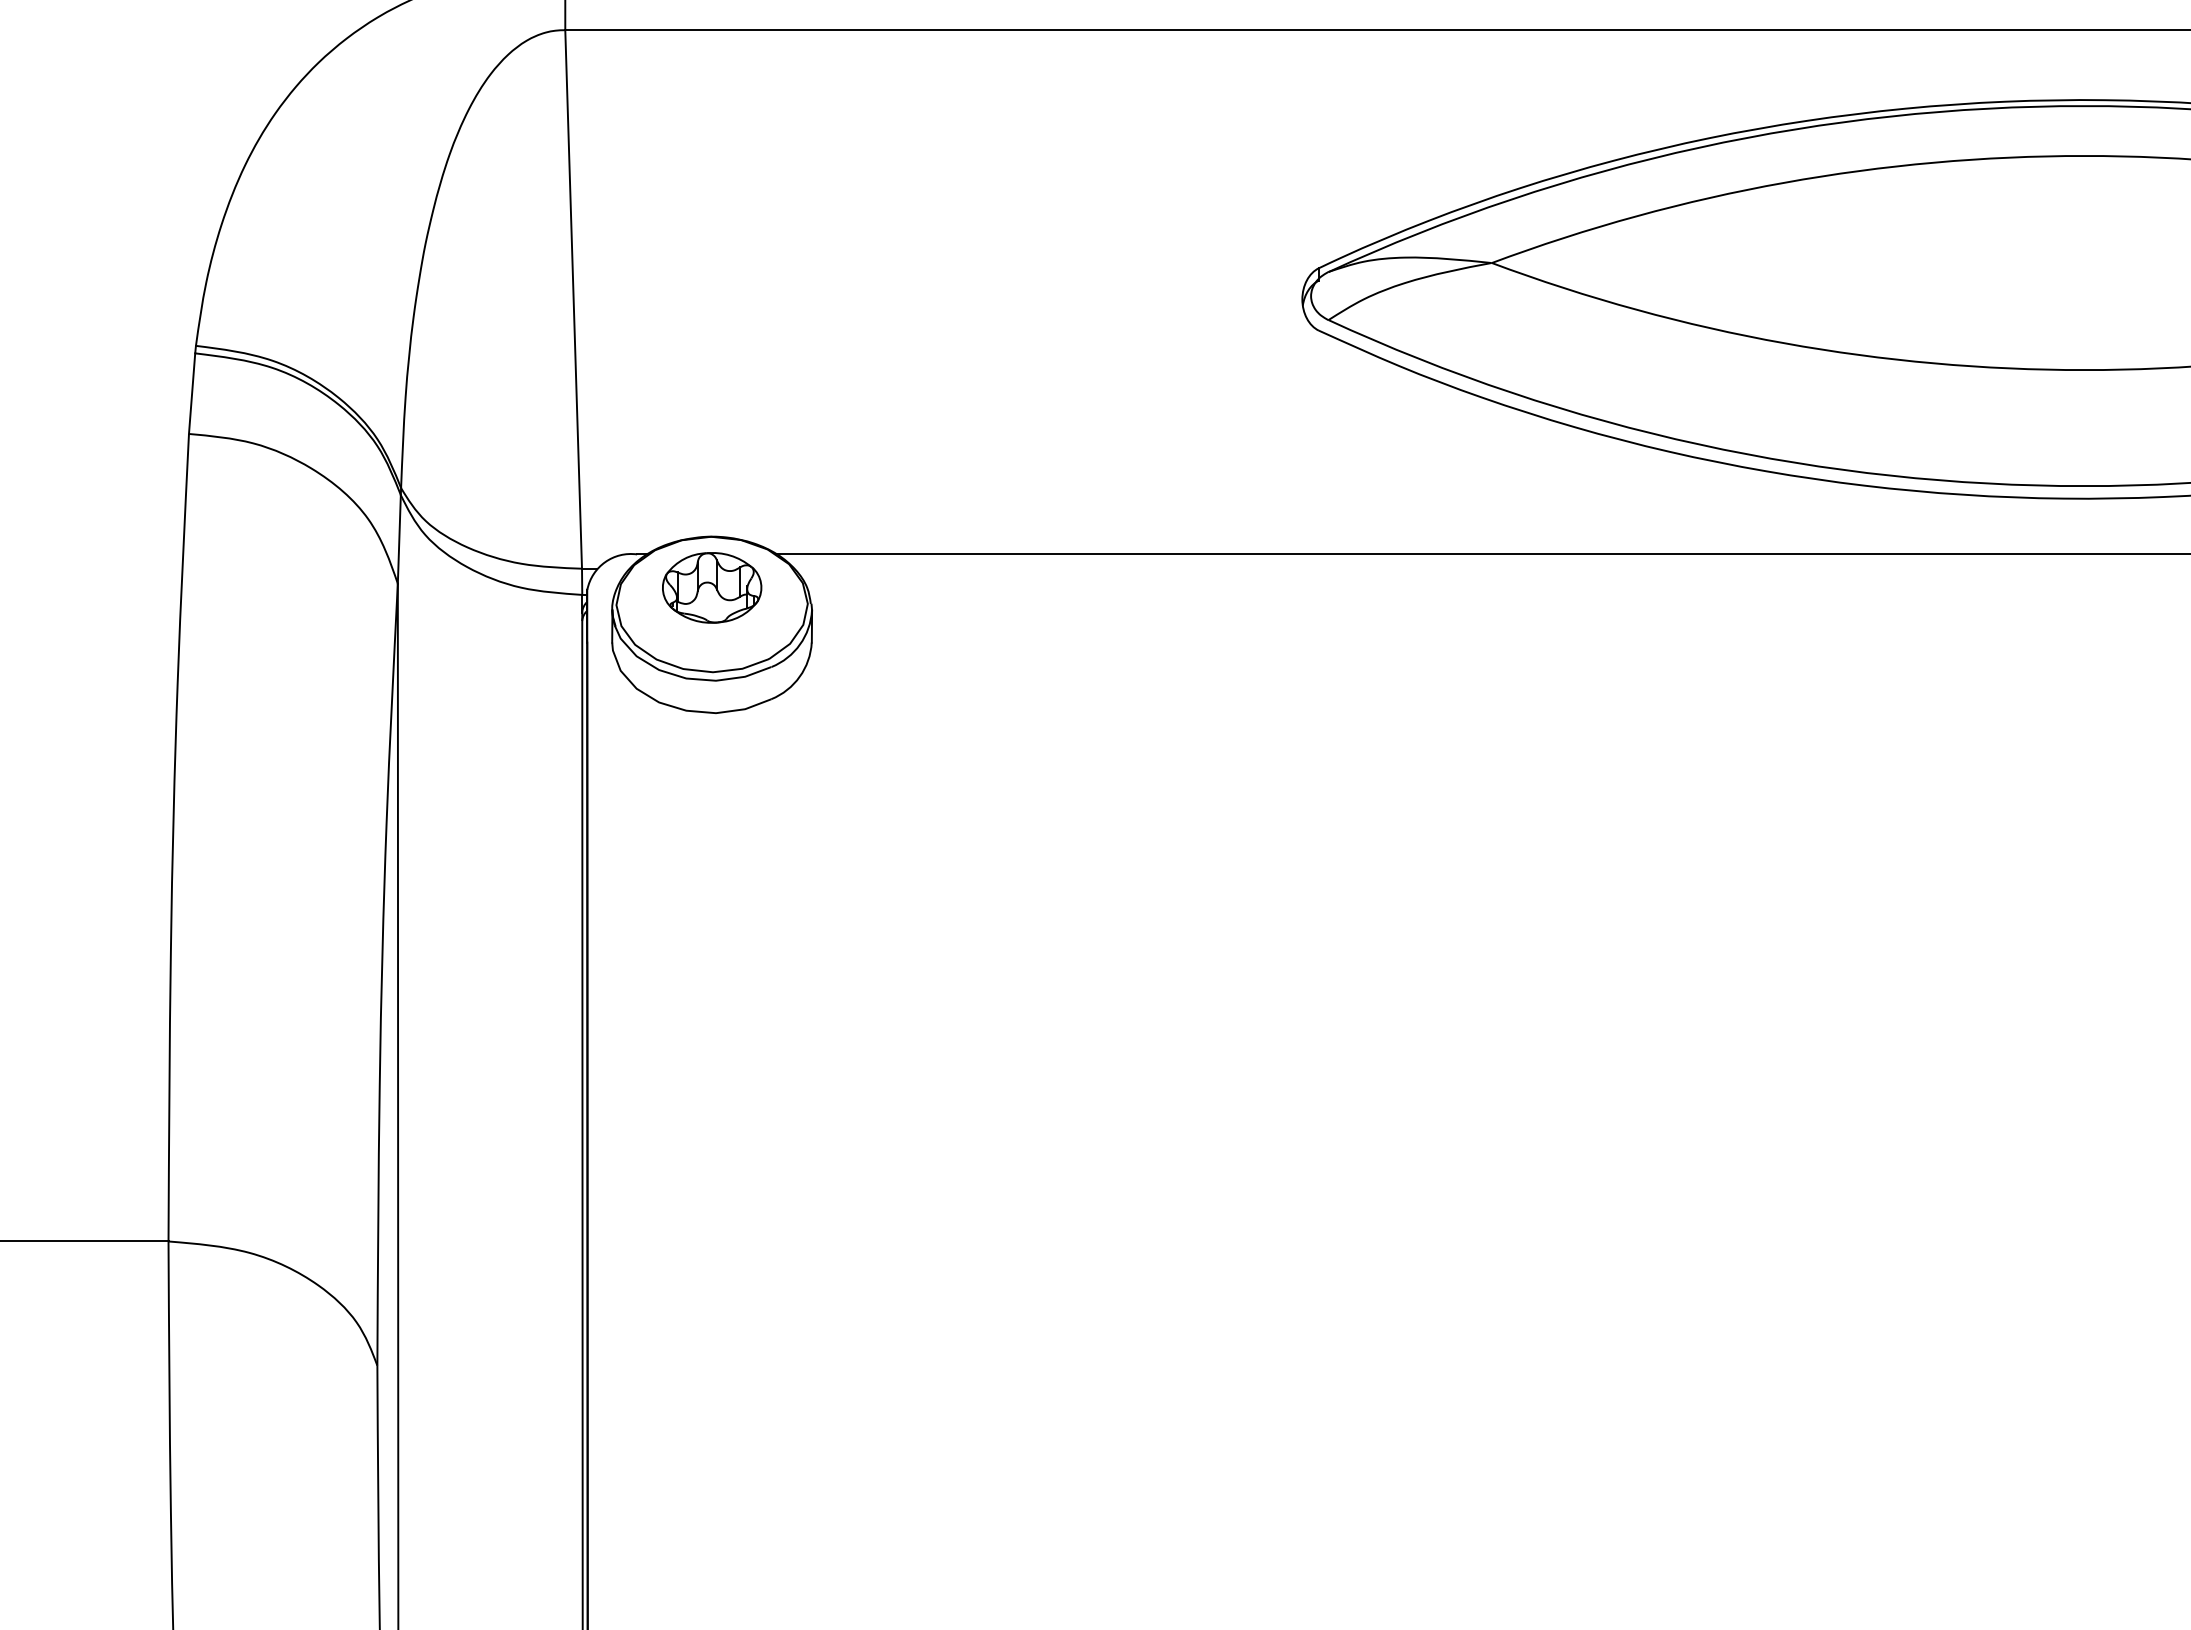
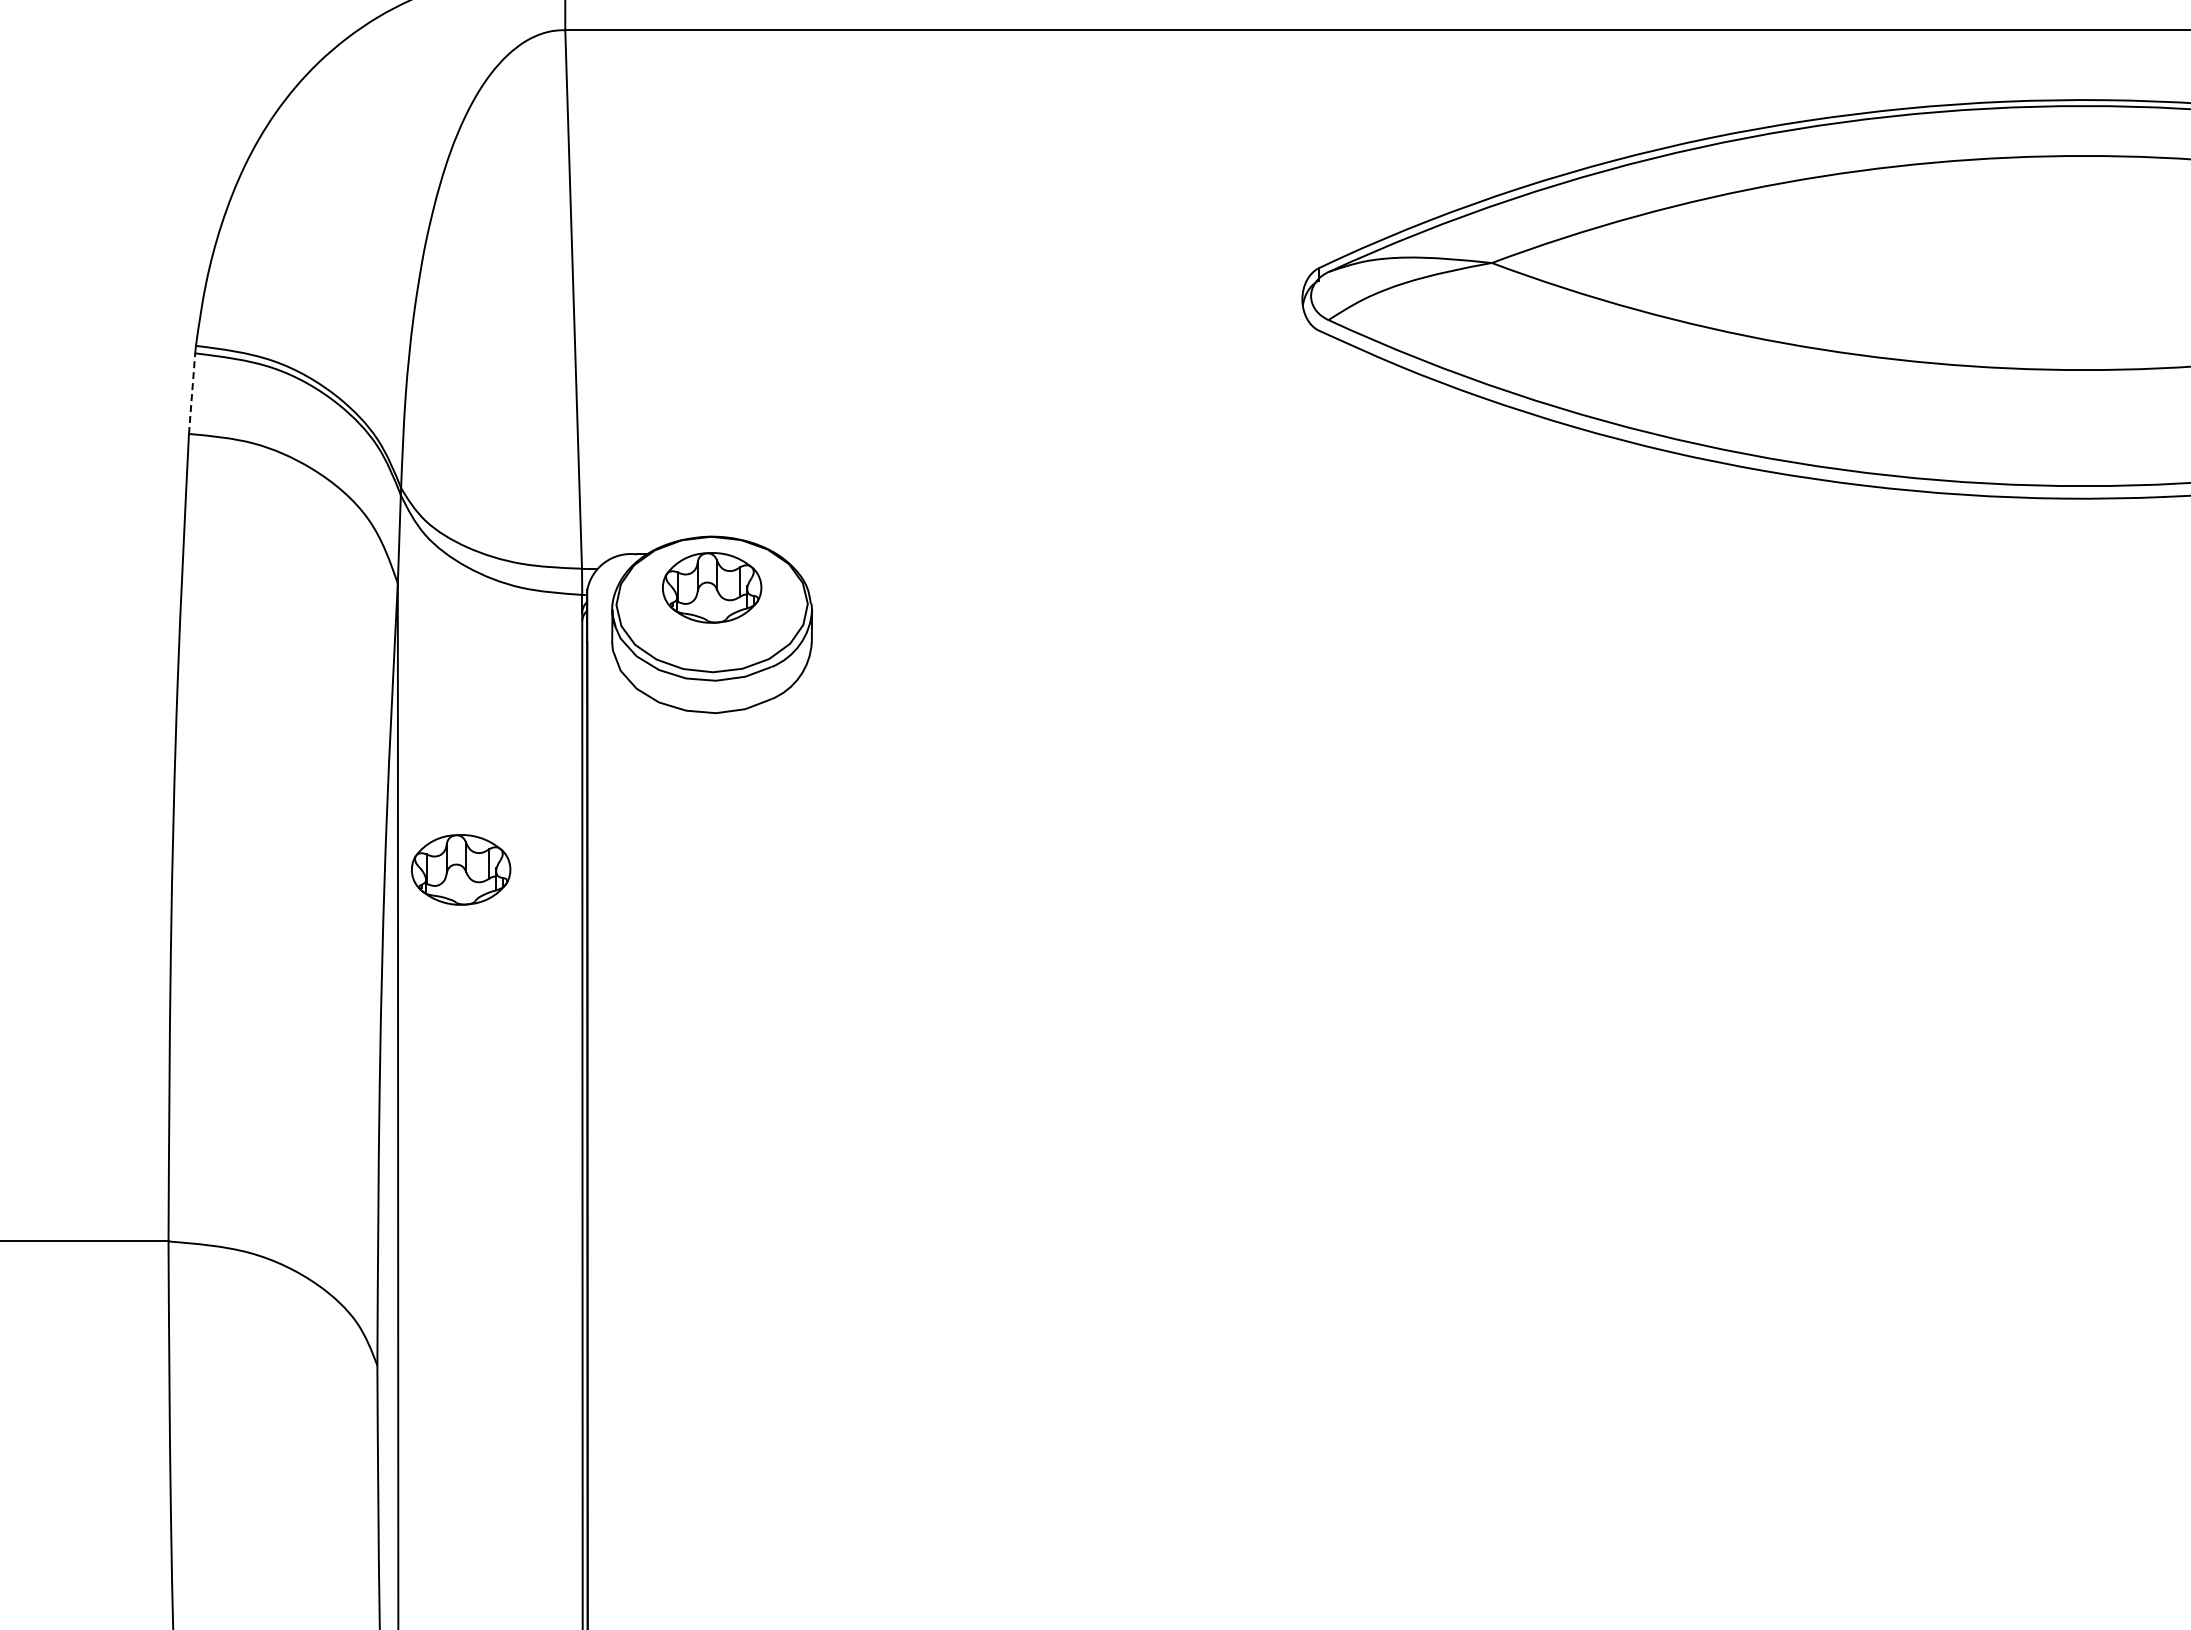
line: solid -> dashed (192, 393)
line: present -> none (1482, 554)
part: none -> present (461, 869)
